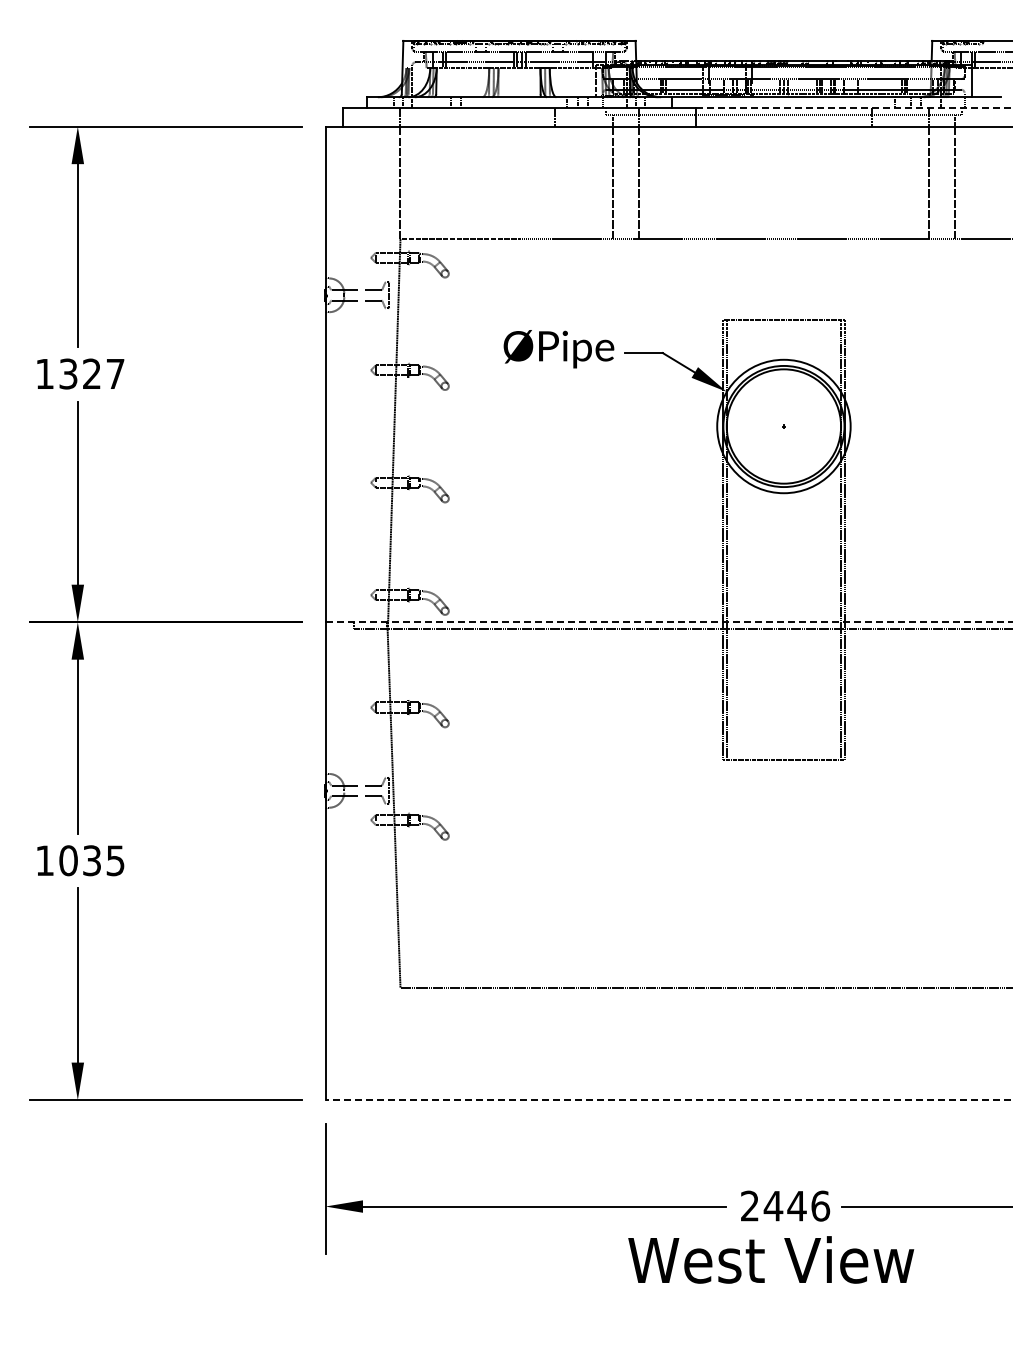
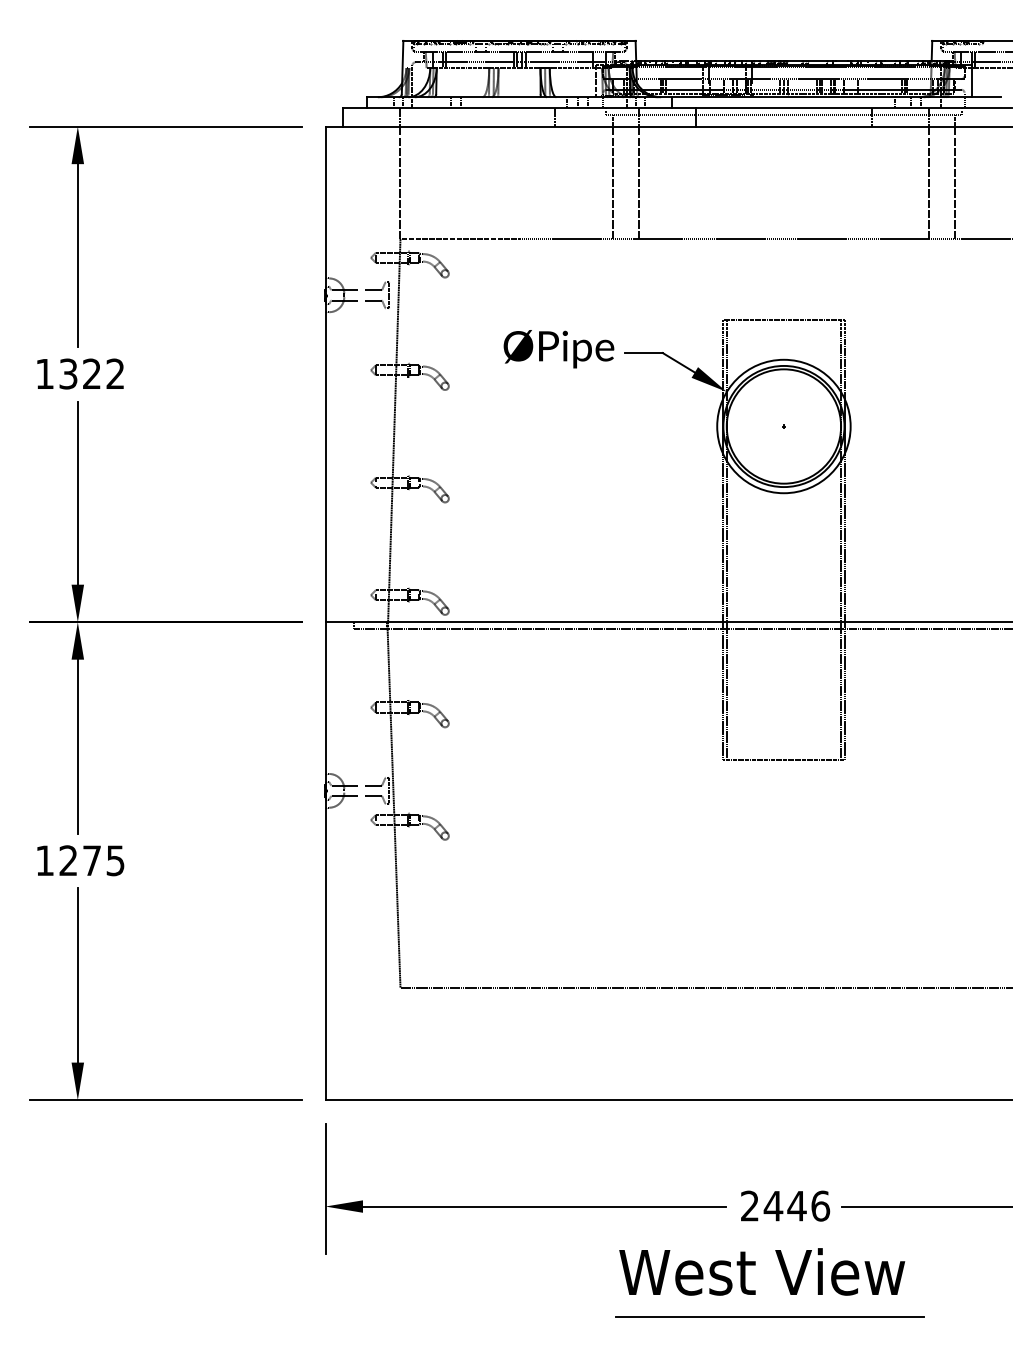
line: dashed -> solid (854, 107)
text: 1327 -> 1322 (115, 373)
line: dashed -> solid (669, 622)
text: 1035 -> 1275 (79, 860)
line: dashed -> solid (668, 1100)
text position: (771, 1259) -> (762, 1271) (762, 1271)
line: none -> present (769, 1317)
